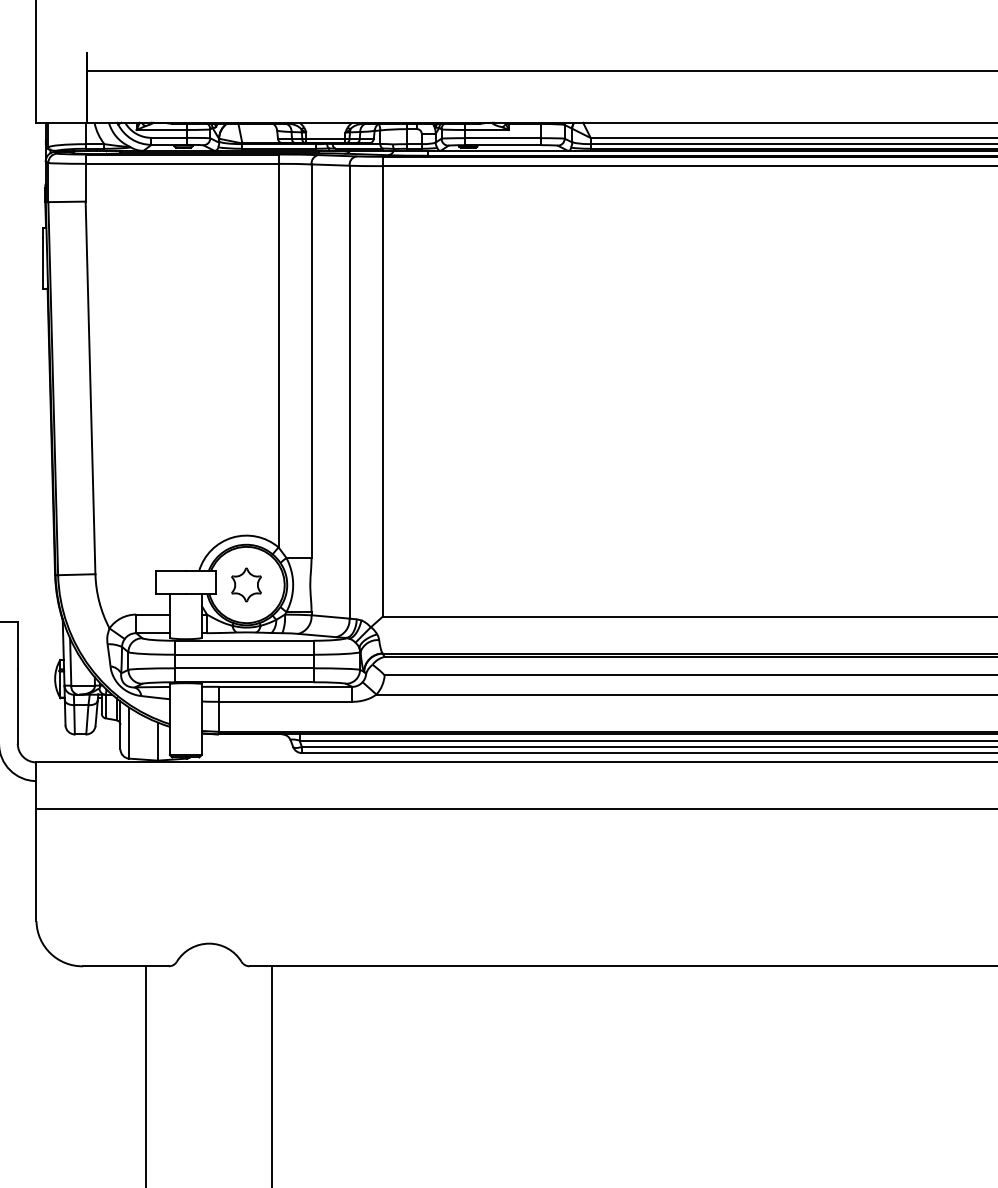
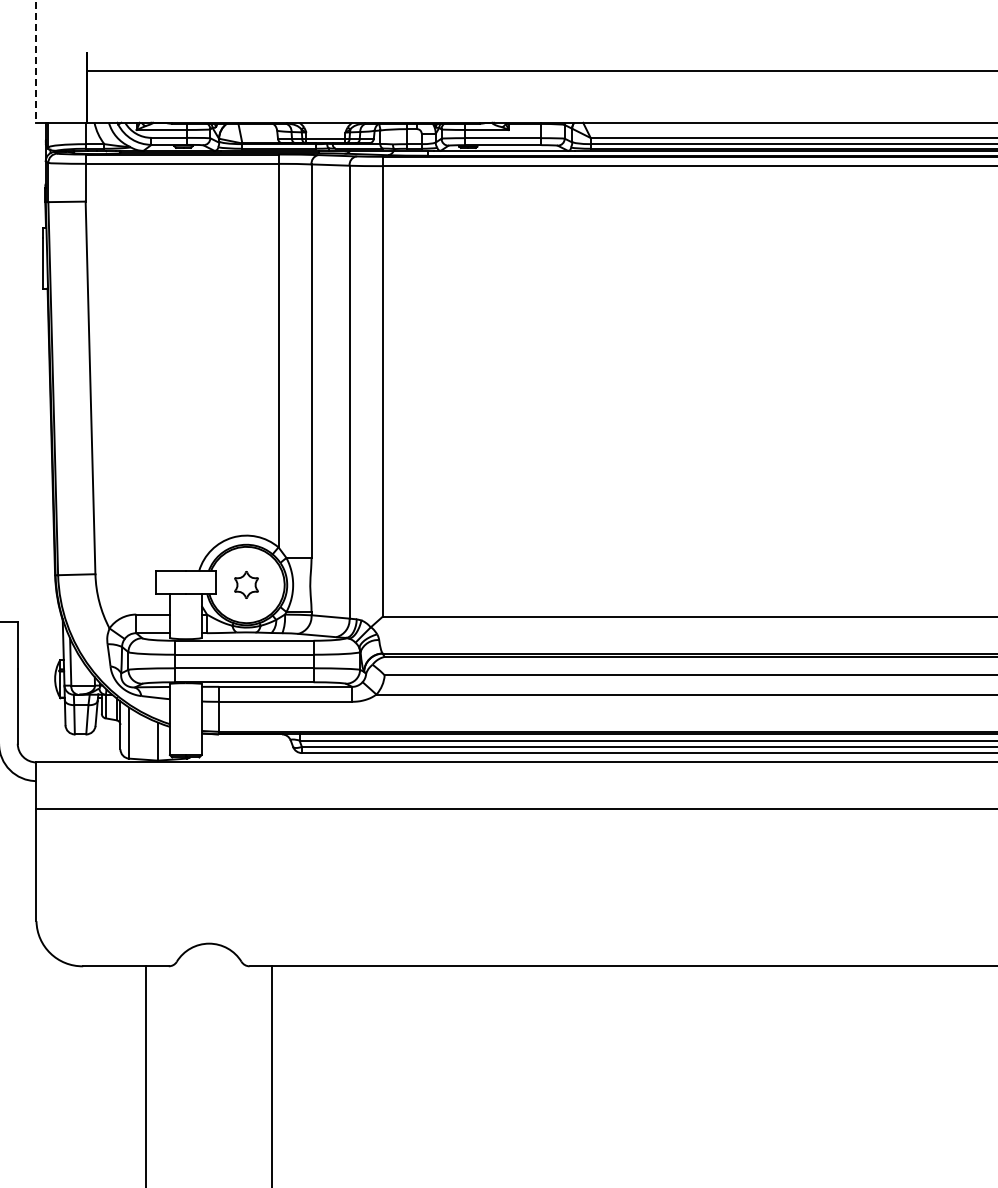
line: solid -> dashed (36, 61)
part size: 31x36 px -> 25x28 px (246, 584)
